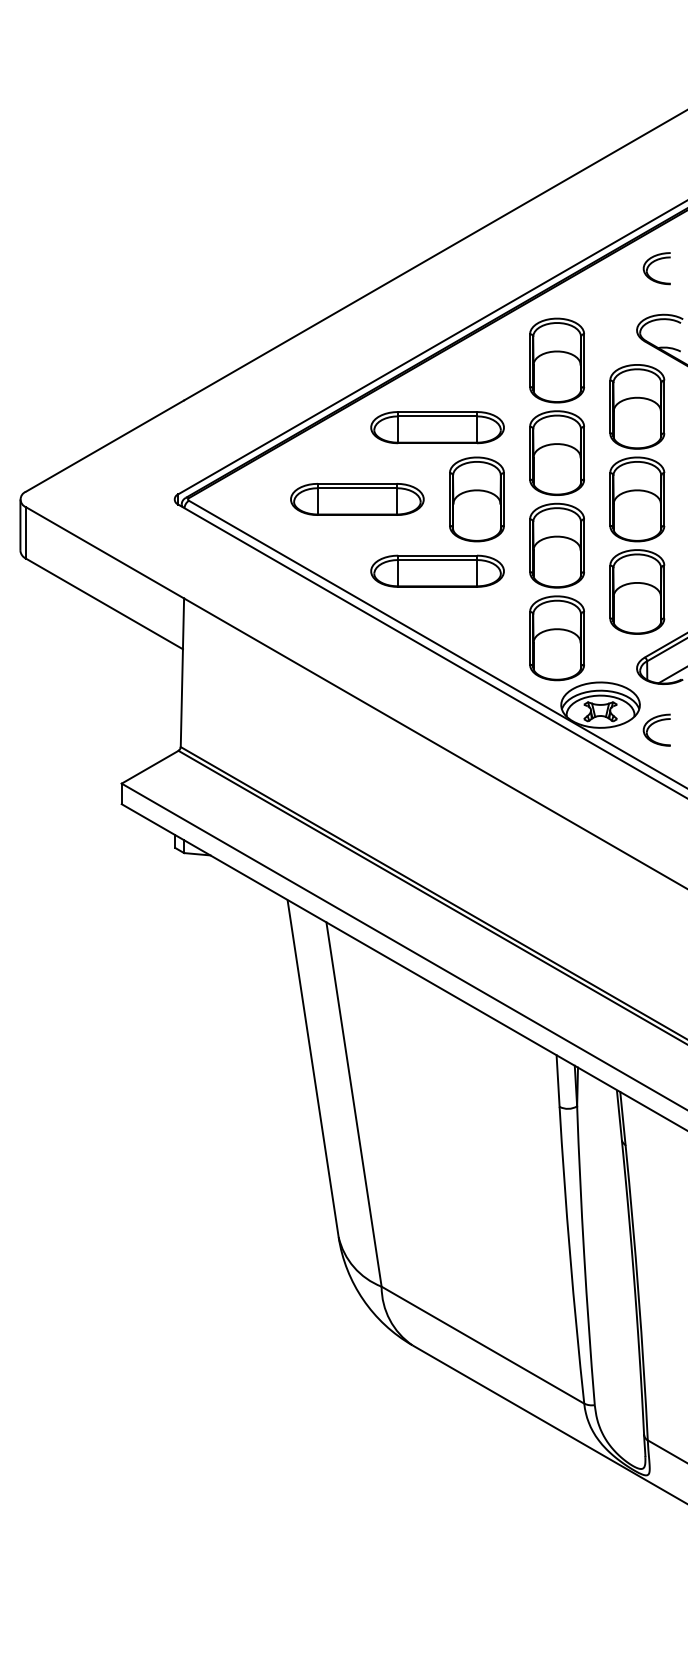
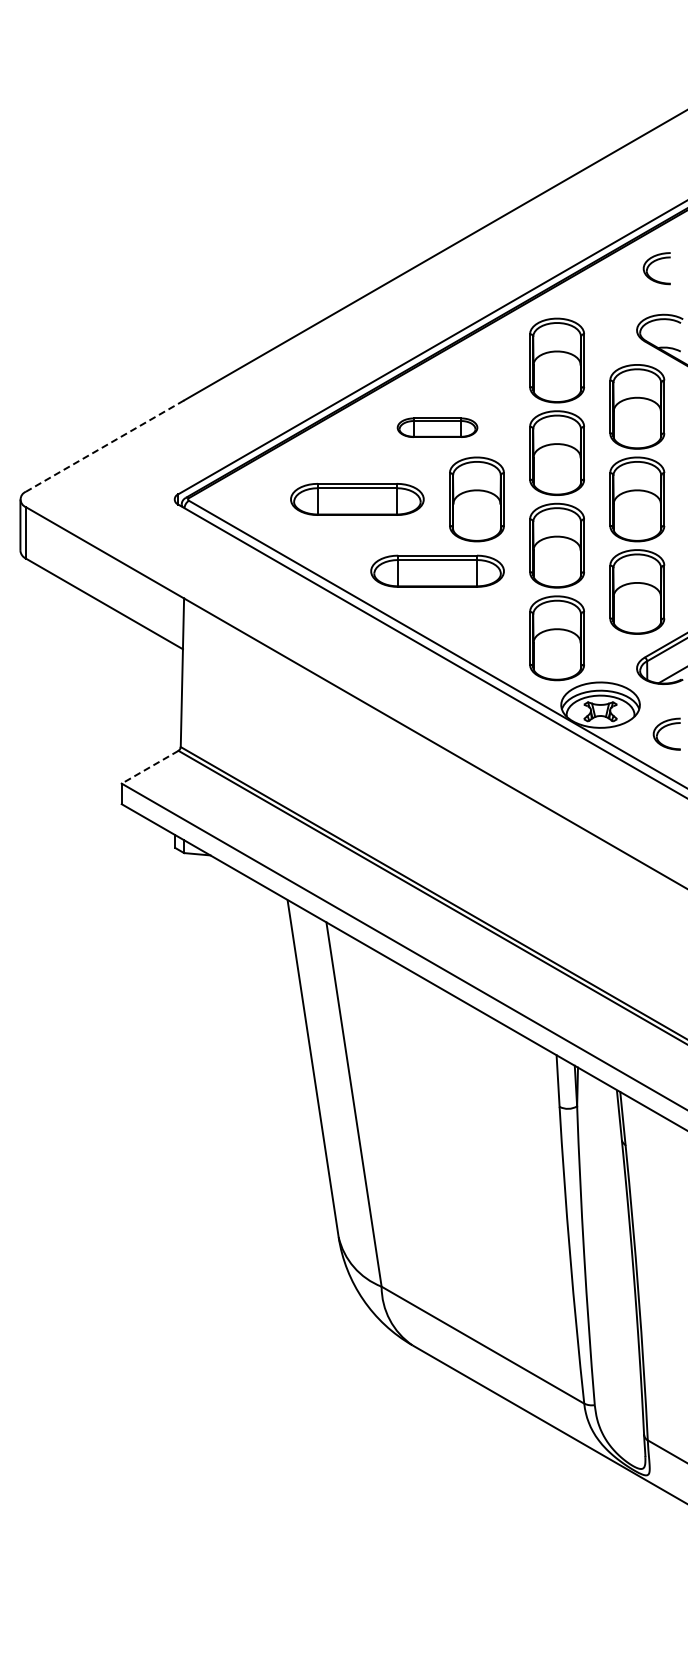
part size: 135x34 px -> 83x21 px (437, 427)
line: solid -> dashed (104, 446)
part position: (656, 729) -> (666, 733) (666, 733)
line: solid -> dashed (150, 767)
